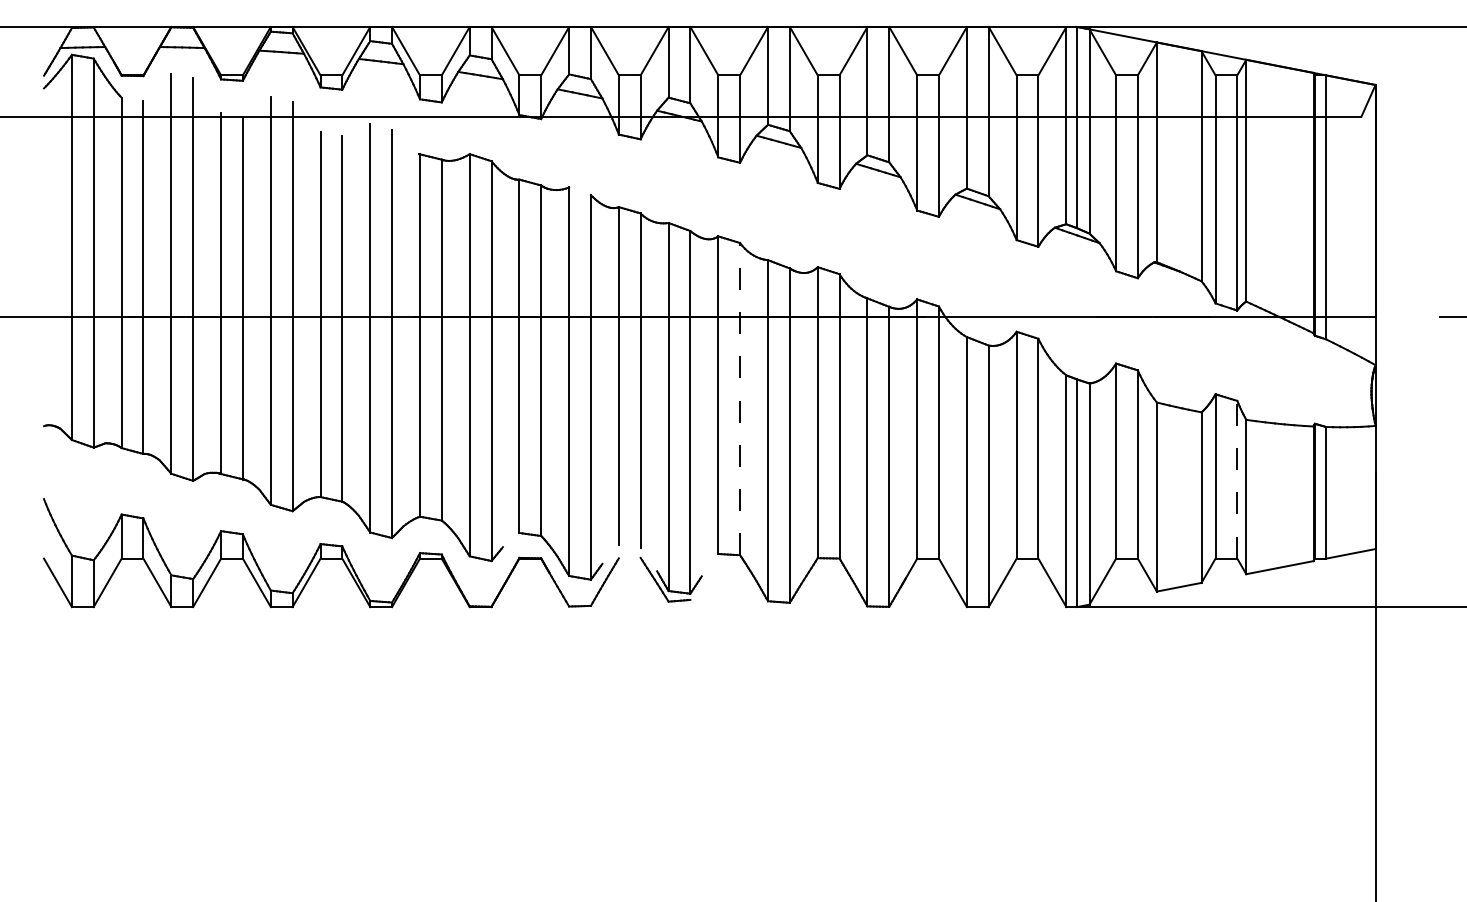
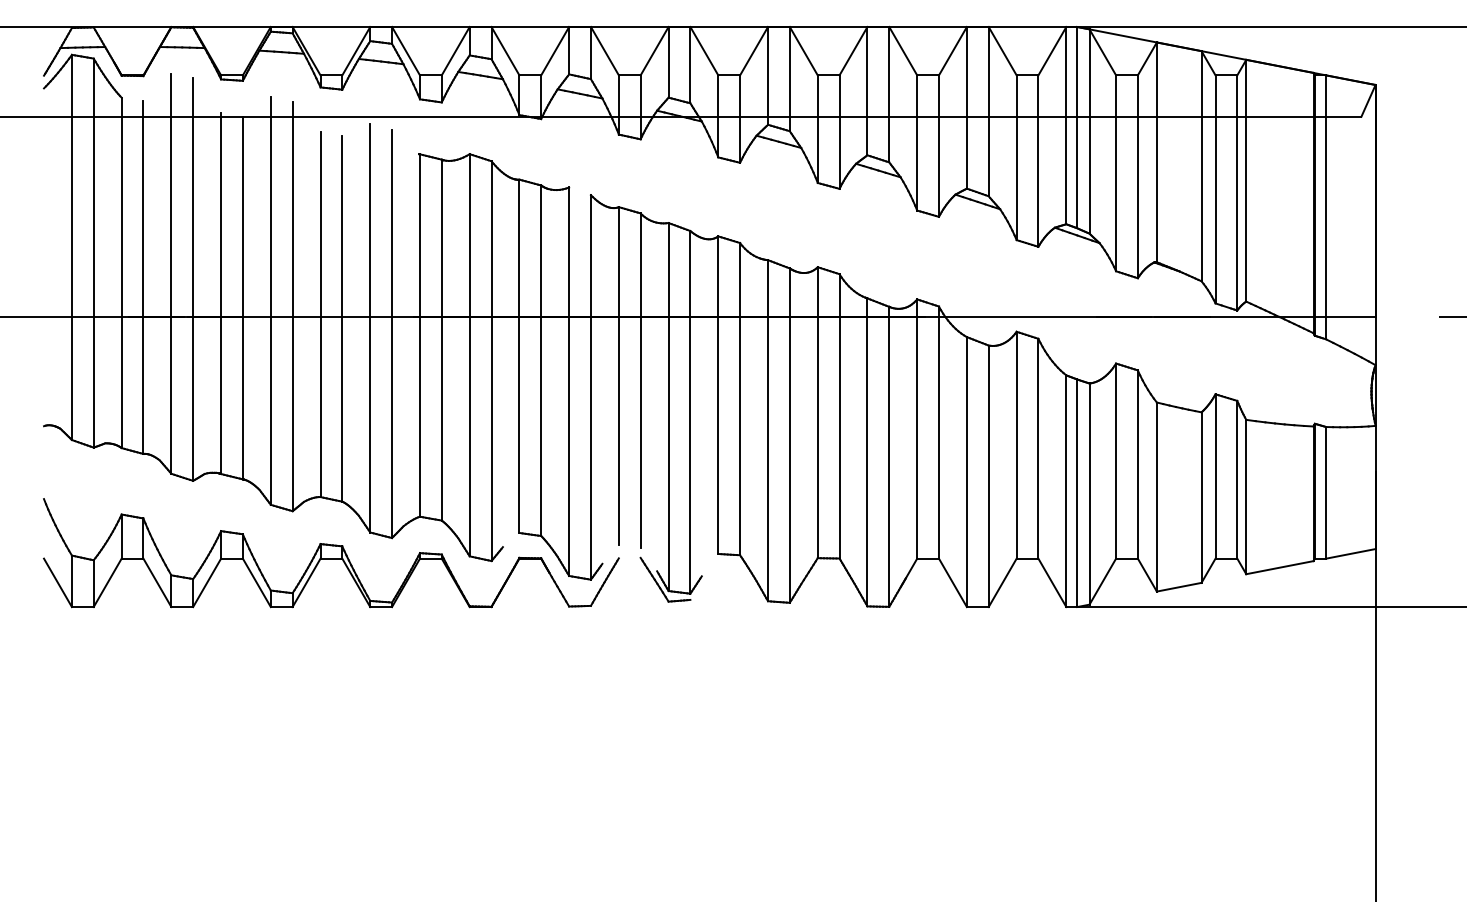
line: dashed -> solid (740, 398)
line: dashed -> solid (1237, 479)
